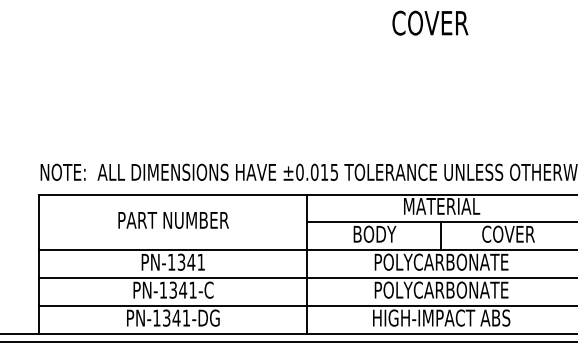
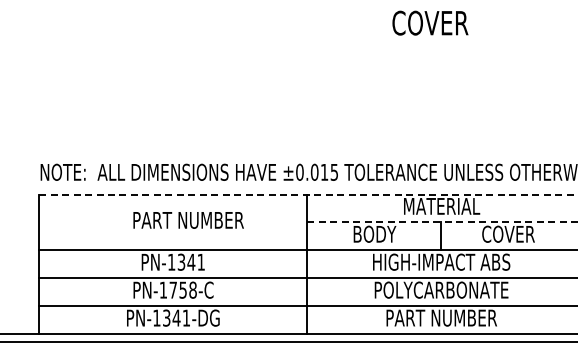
line: solid -> dashed (309, 194)
text position: (173, 220) -> (188, 220) (188, 220)
line: solid -> dashed (443, 222)
text: POLYCARBONATE -> HIGH-IMPACT ABS (441, 261)
text: PN-1341-C -> PN-1758-C (182, 289)
text: HIGH-IMPACT ABS -> PART NUMBER (441, 317)
